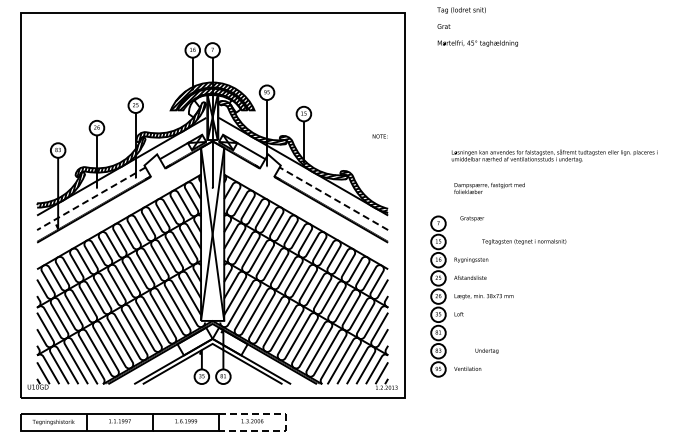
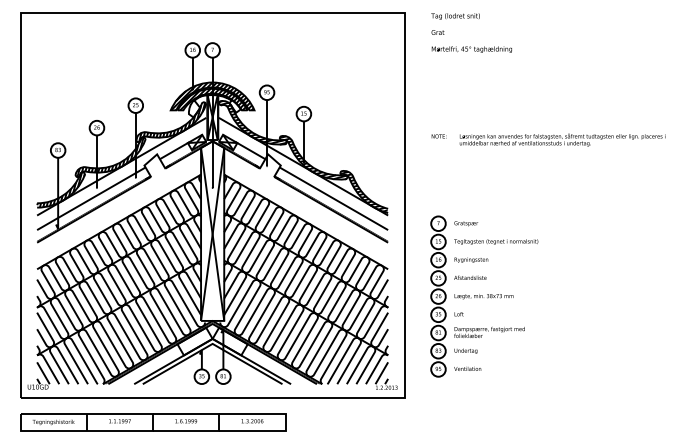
text position: (477, 26) -> (471, 32) (471, 32)
text position: (379, 136) -> (438, 136) (438, 136)
text position: (554, 155) -> (562, 139) (562, 139)
text position: (489, 187) -> (489, 331) (489, 331)
line: dashed -> solid (91, 198)
line: dashed -> solid (333, 198)
text position: (472, 218) -> (466, 223) (466, 223)
text position: (524, 241) -> (496, 241) (496, 241)
text position: (486, 350) -> (465, 350) (465, 350)
line: dashed -> solid (285, 422)
